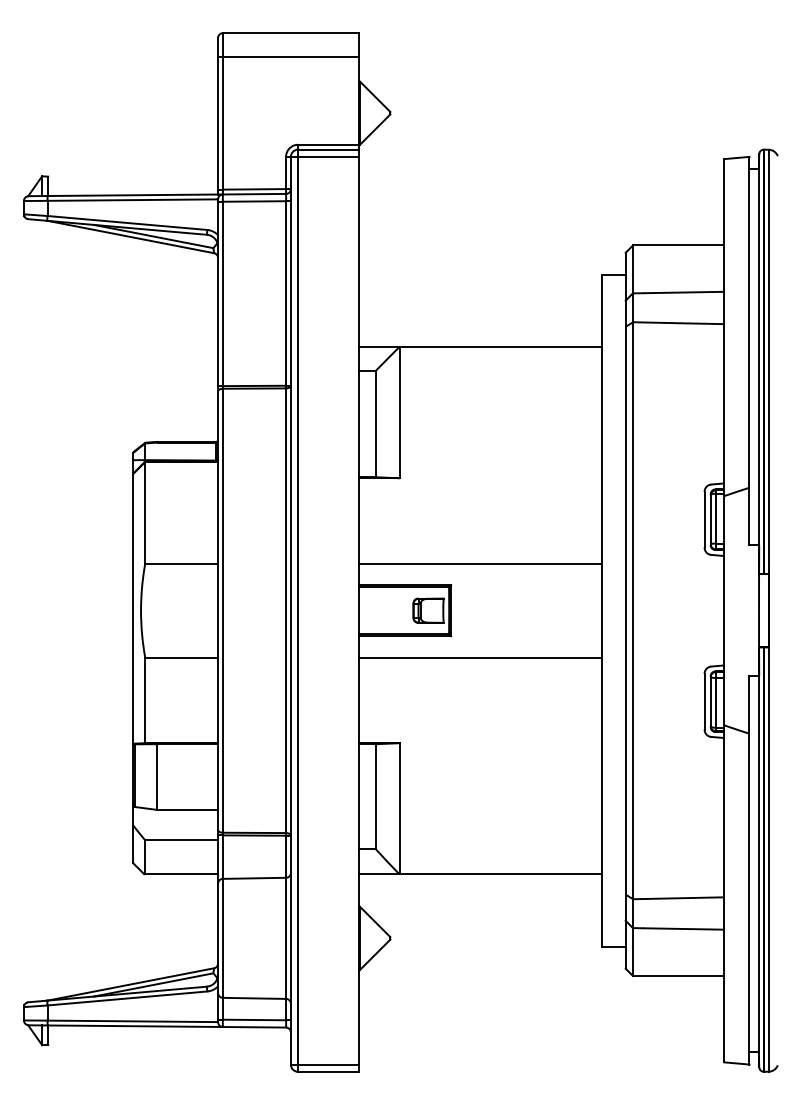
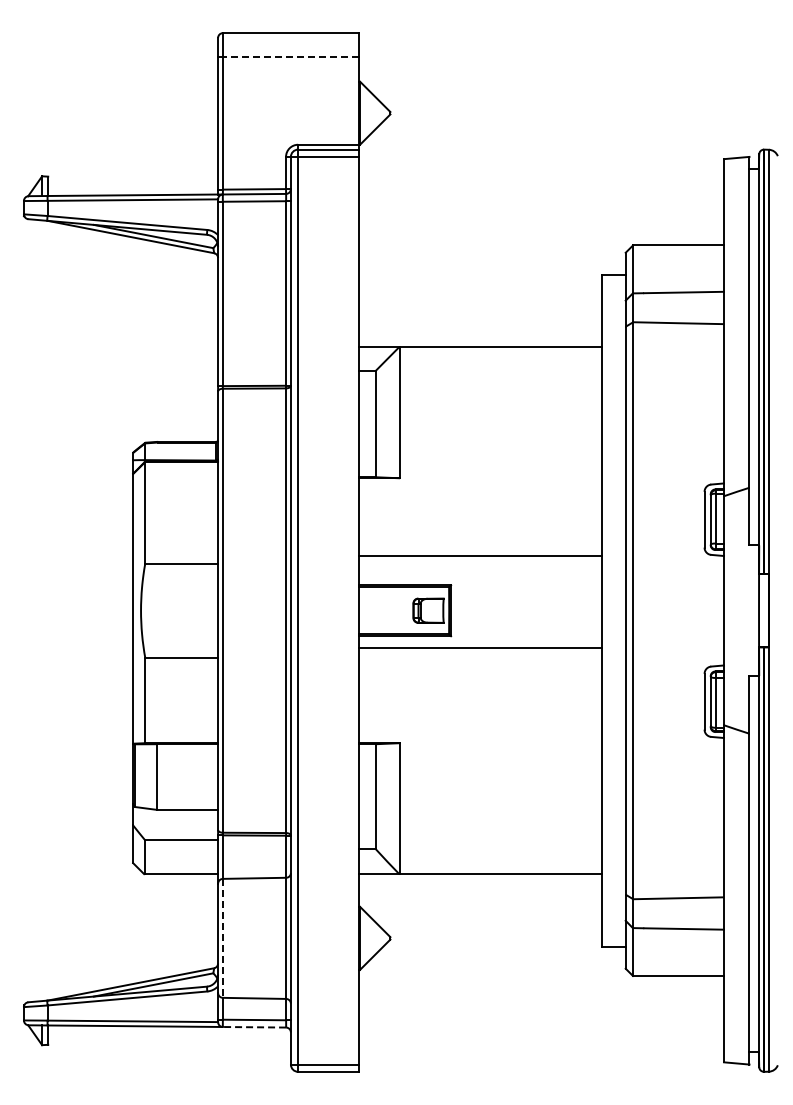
line: solid -> dashed (290, 57)
line position: (479, 563) -> (479, 555) (479, 555)
line position: (479, 657) -> (479, 647) (479, 647)
line: solid -> dashed (222, 938)
line: solid -> dashed (254, 1027)
